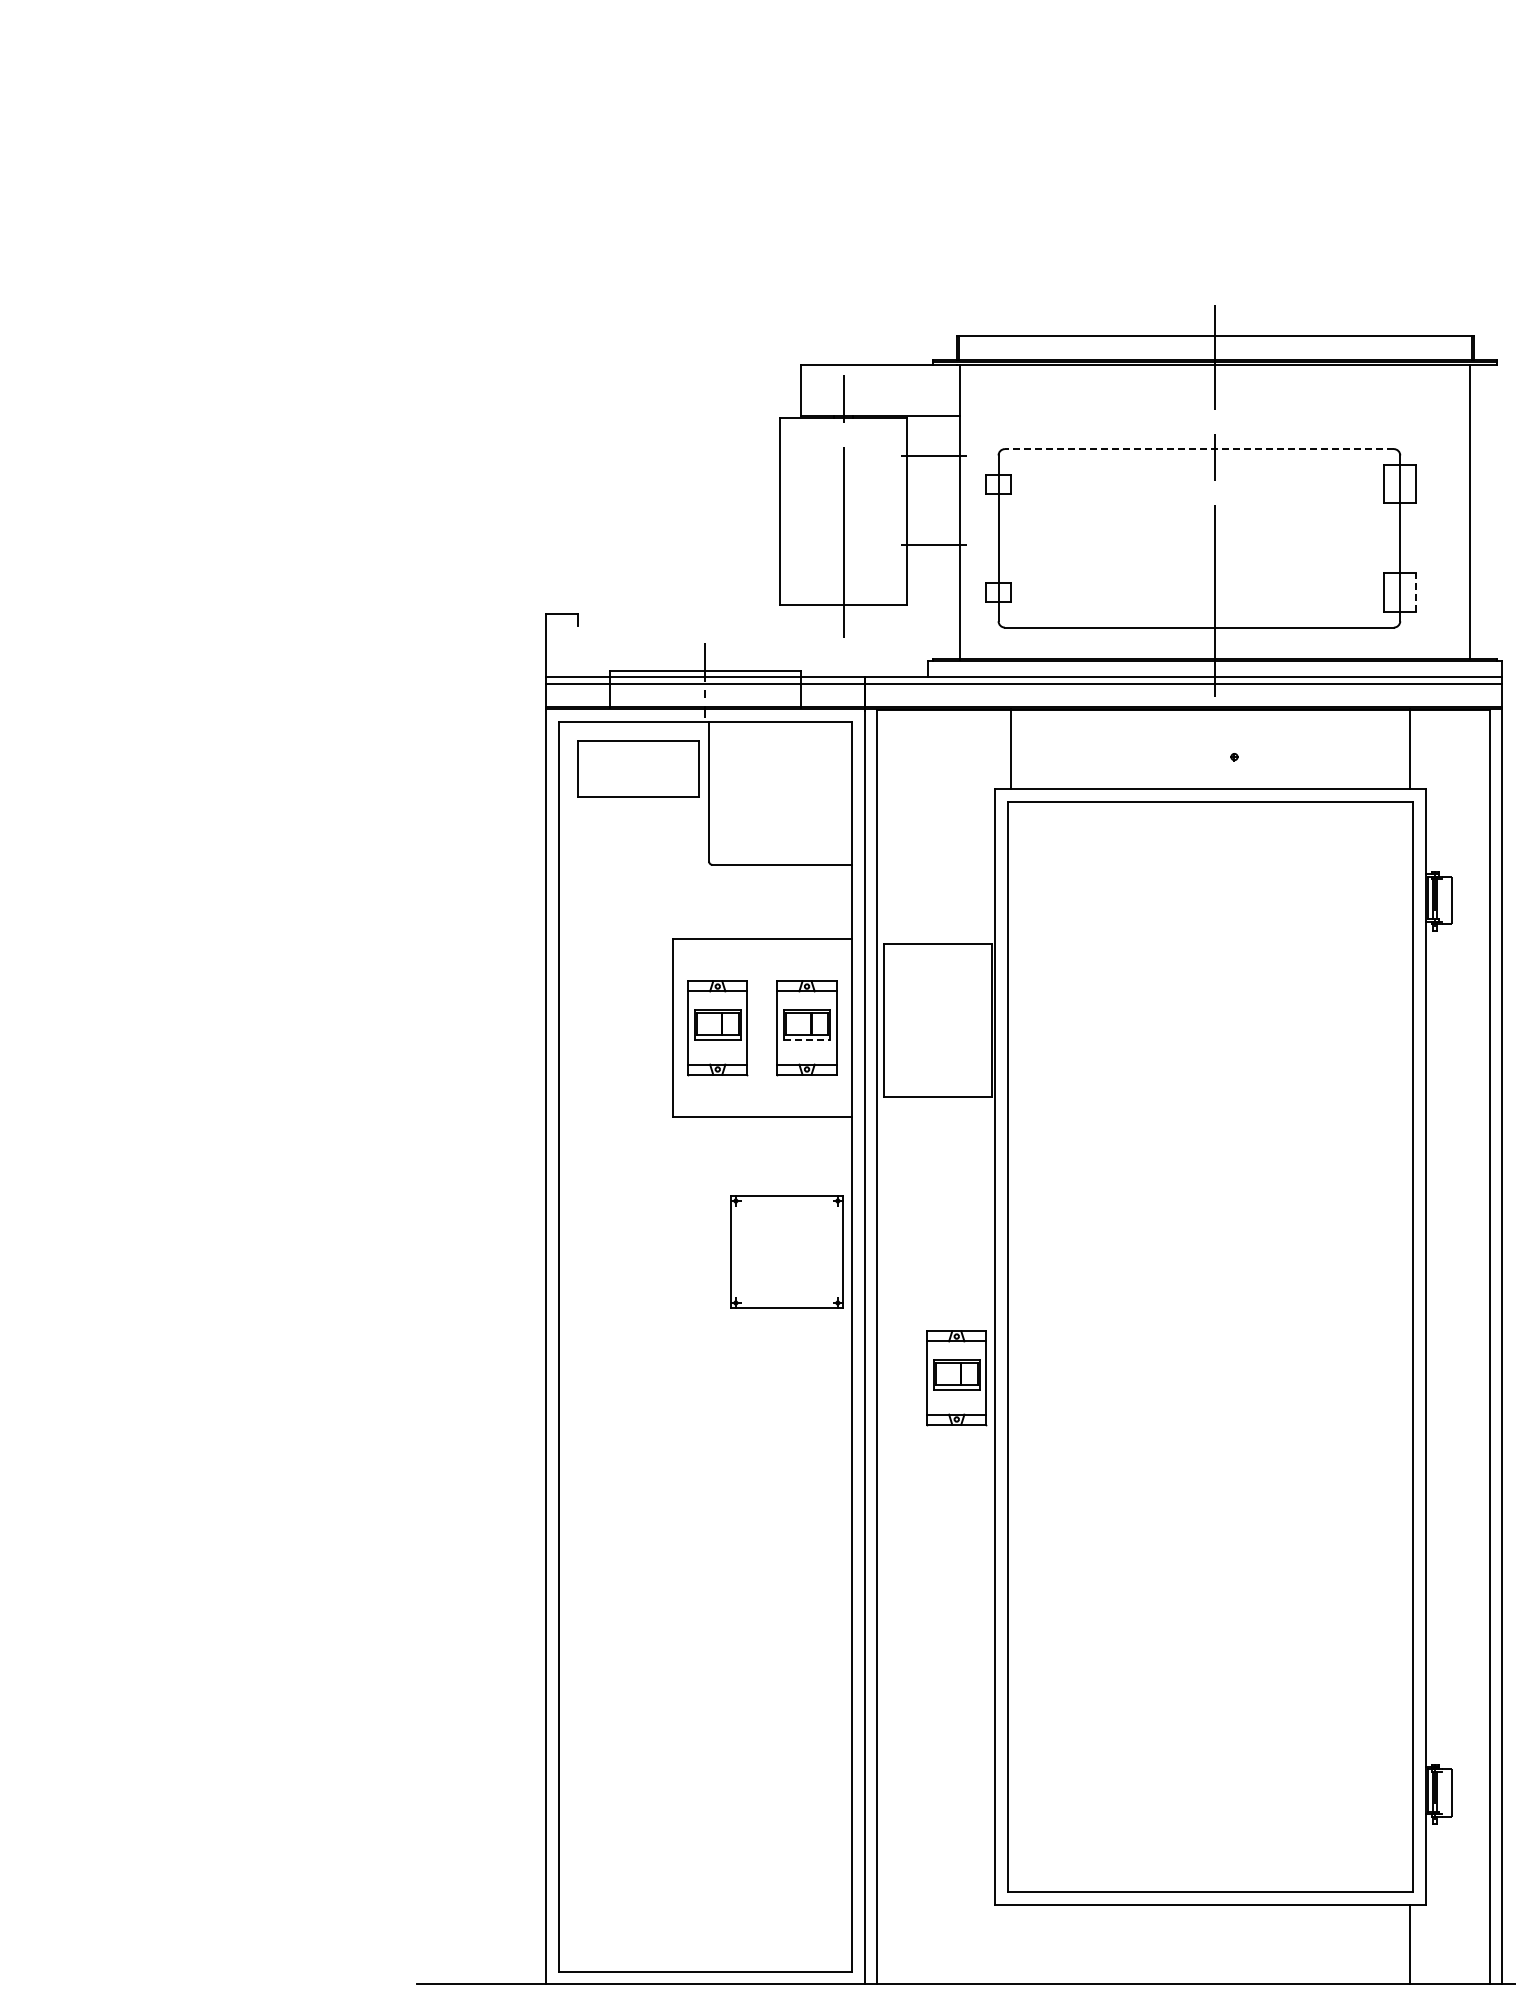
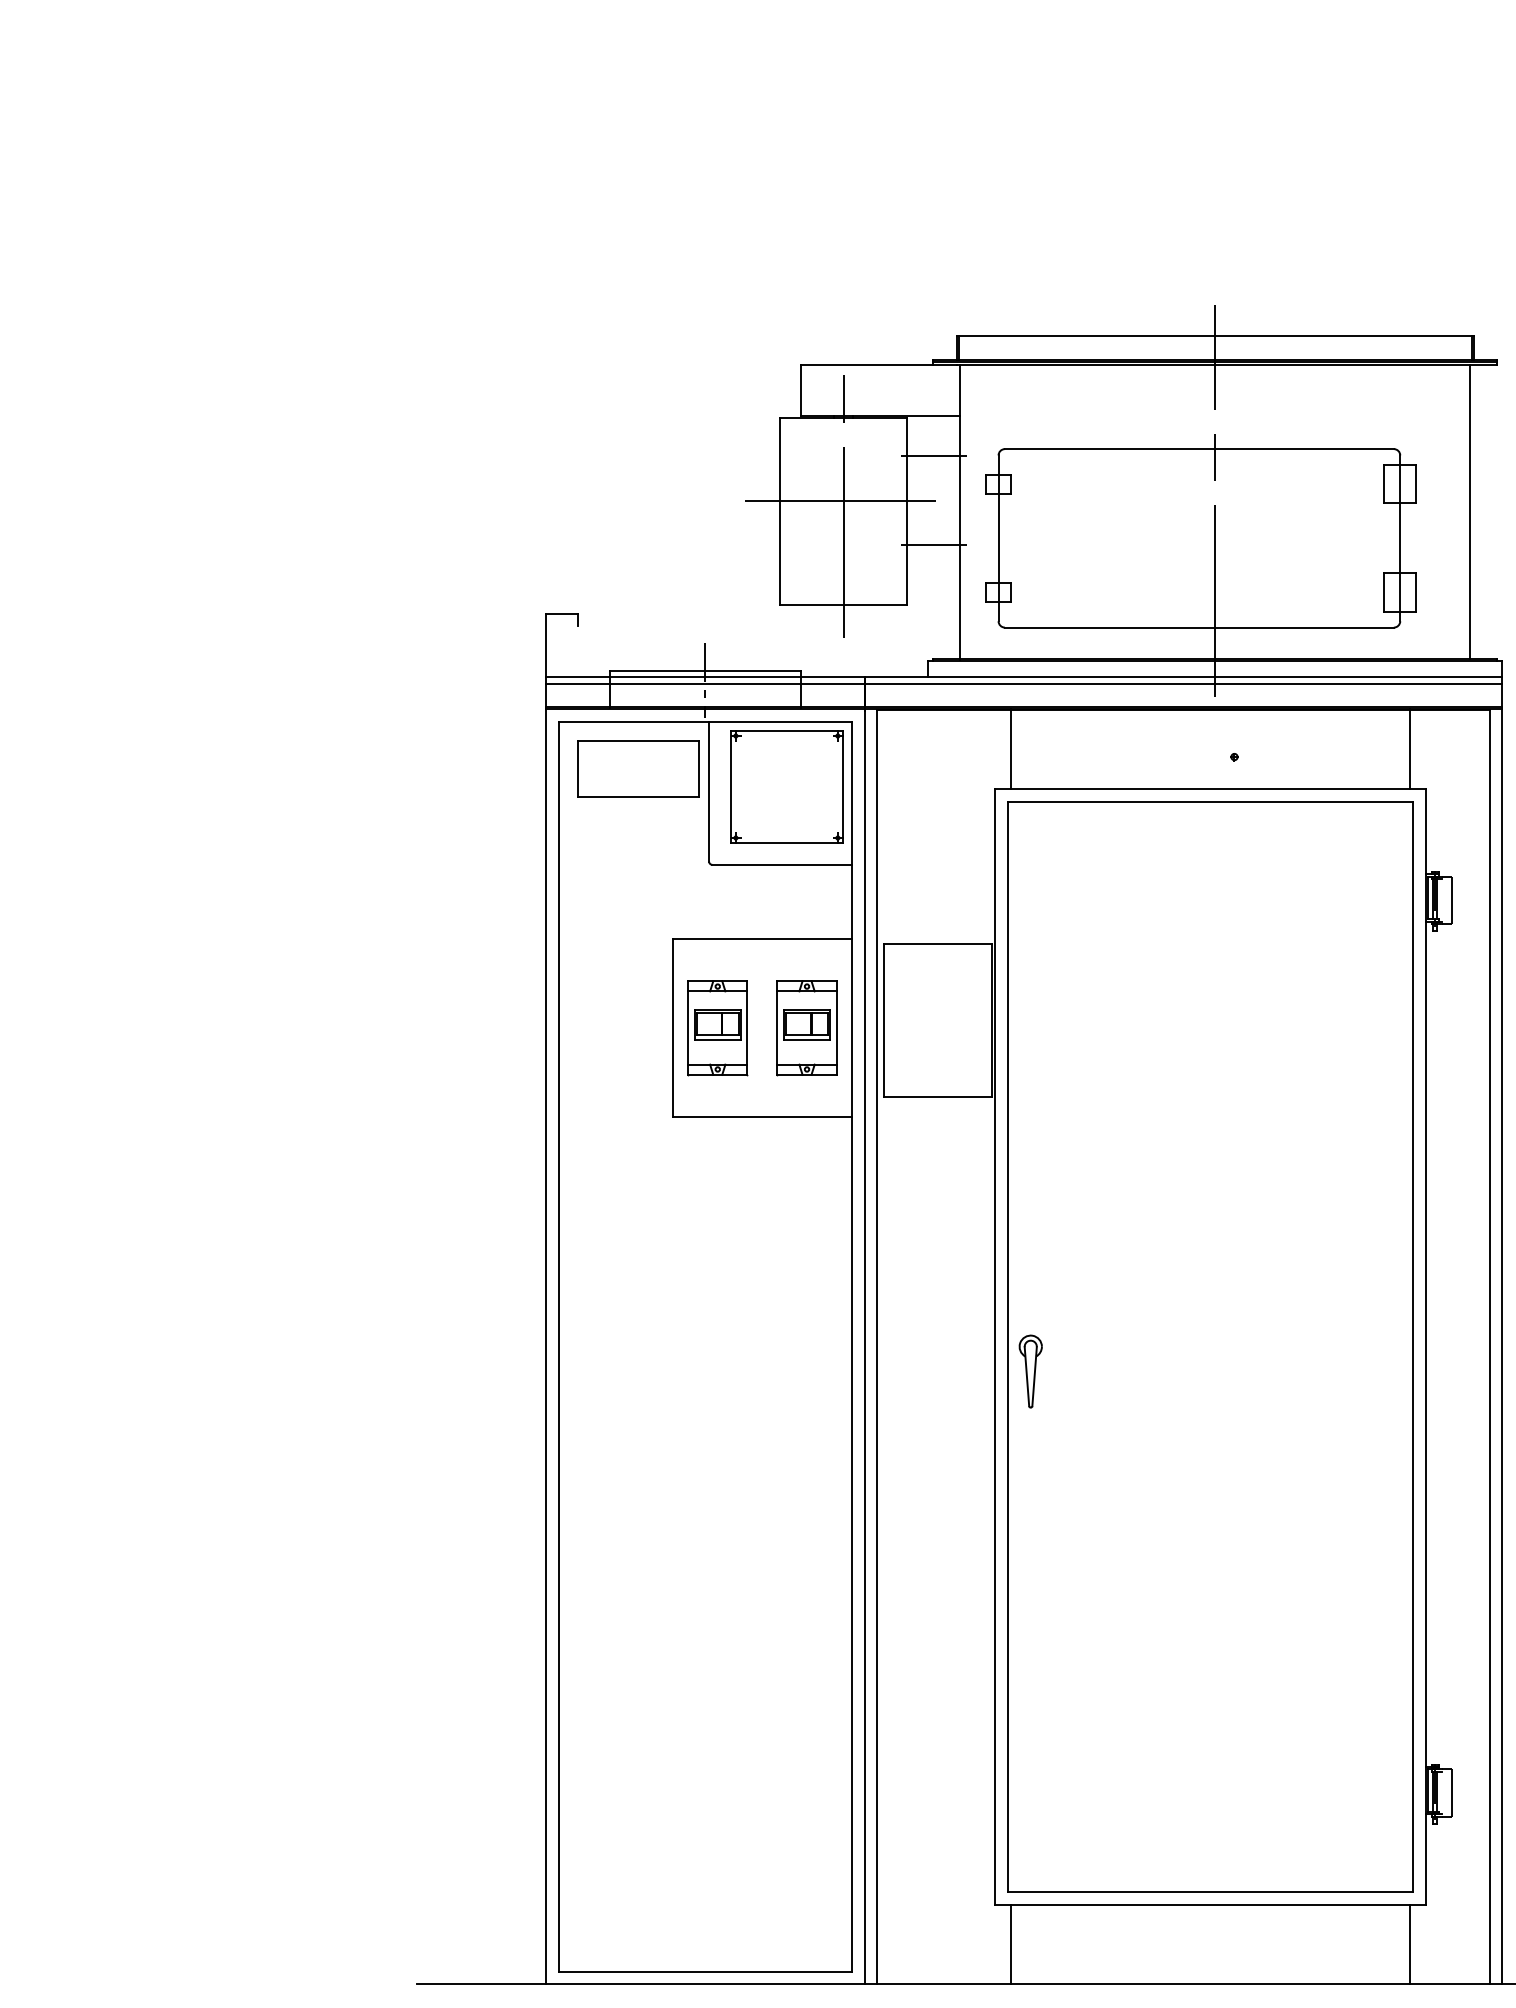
line: dashed -> solid (1198, 449)
line: none -> present (838, 500)
line: dashed -> solid (1416, 592)
line: dashed -> solid (807, 1040)
part position: (786, 1251) -> (786, 786) (786, 786)
part: none -> present (1030, 1371)
part: present -> none (956, 1378)
line: none -> present (1011, 1944)
